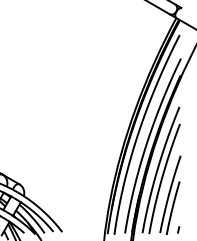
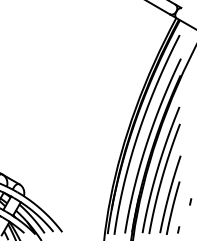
line: none -> present (190, 201)
